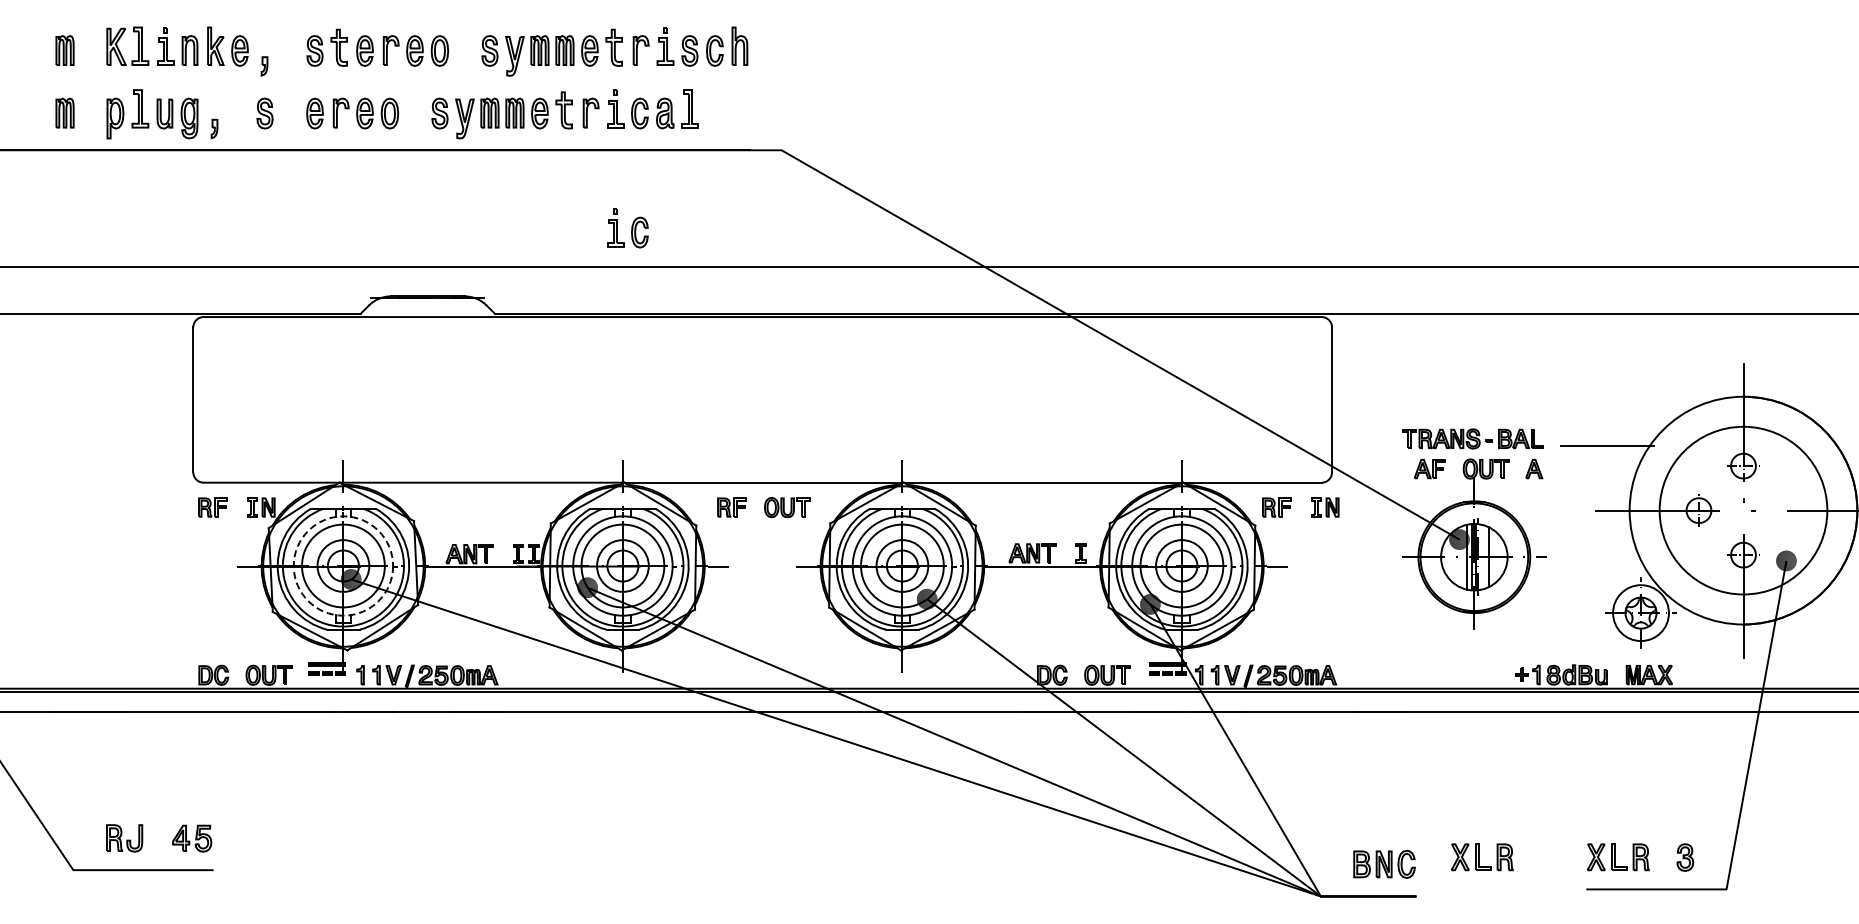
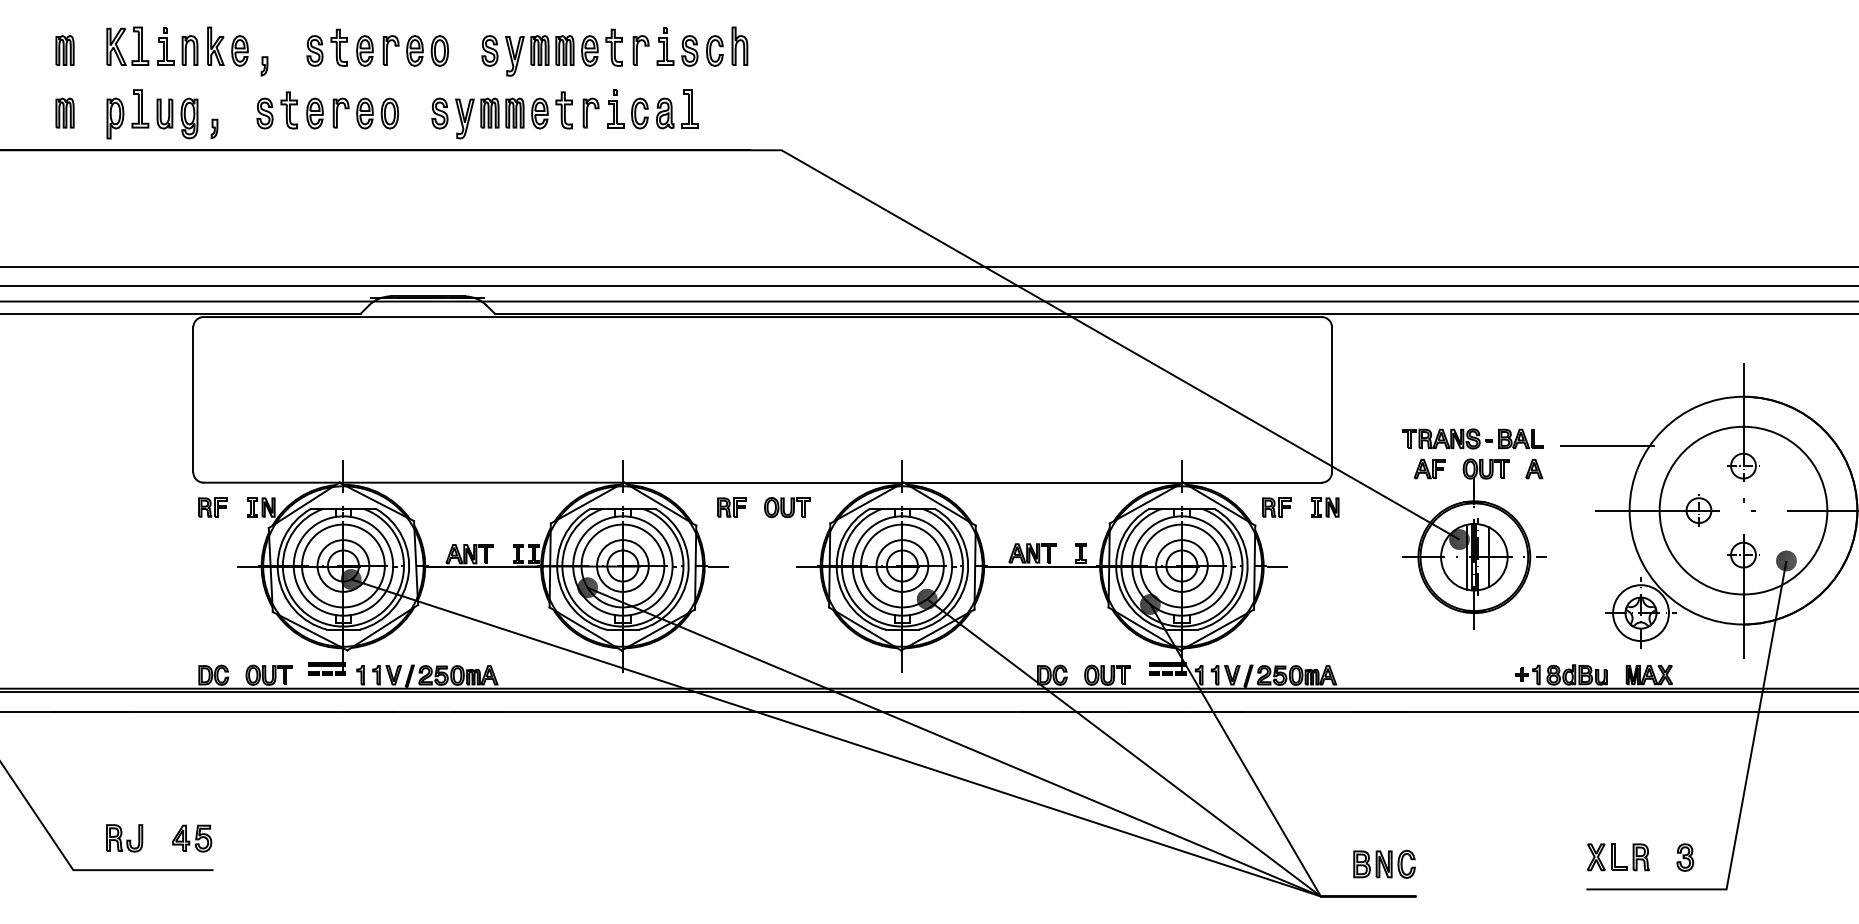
part: none -> present (288, 110)
part: present -> none (627, 228)
line: none -> present (928, 286)
line: none -> present (928, 301)
circle: dashed -> solid (343, 565)
part: present -> none (1482, 857)
